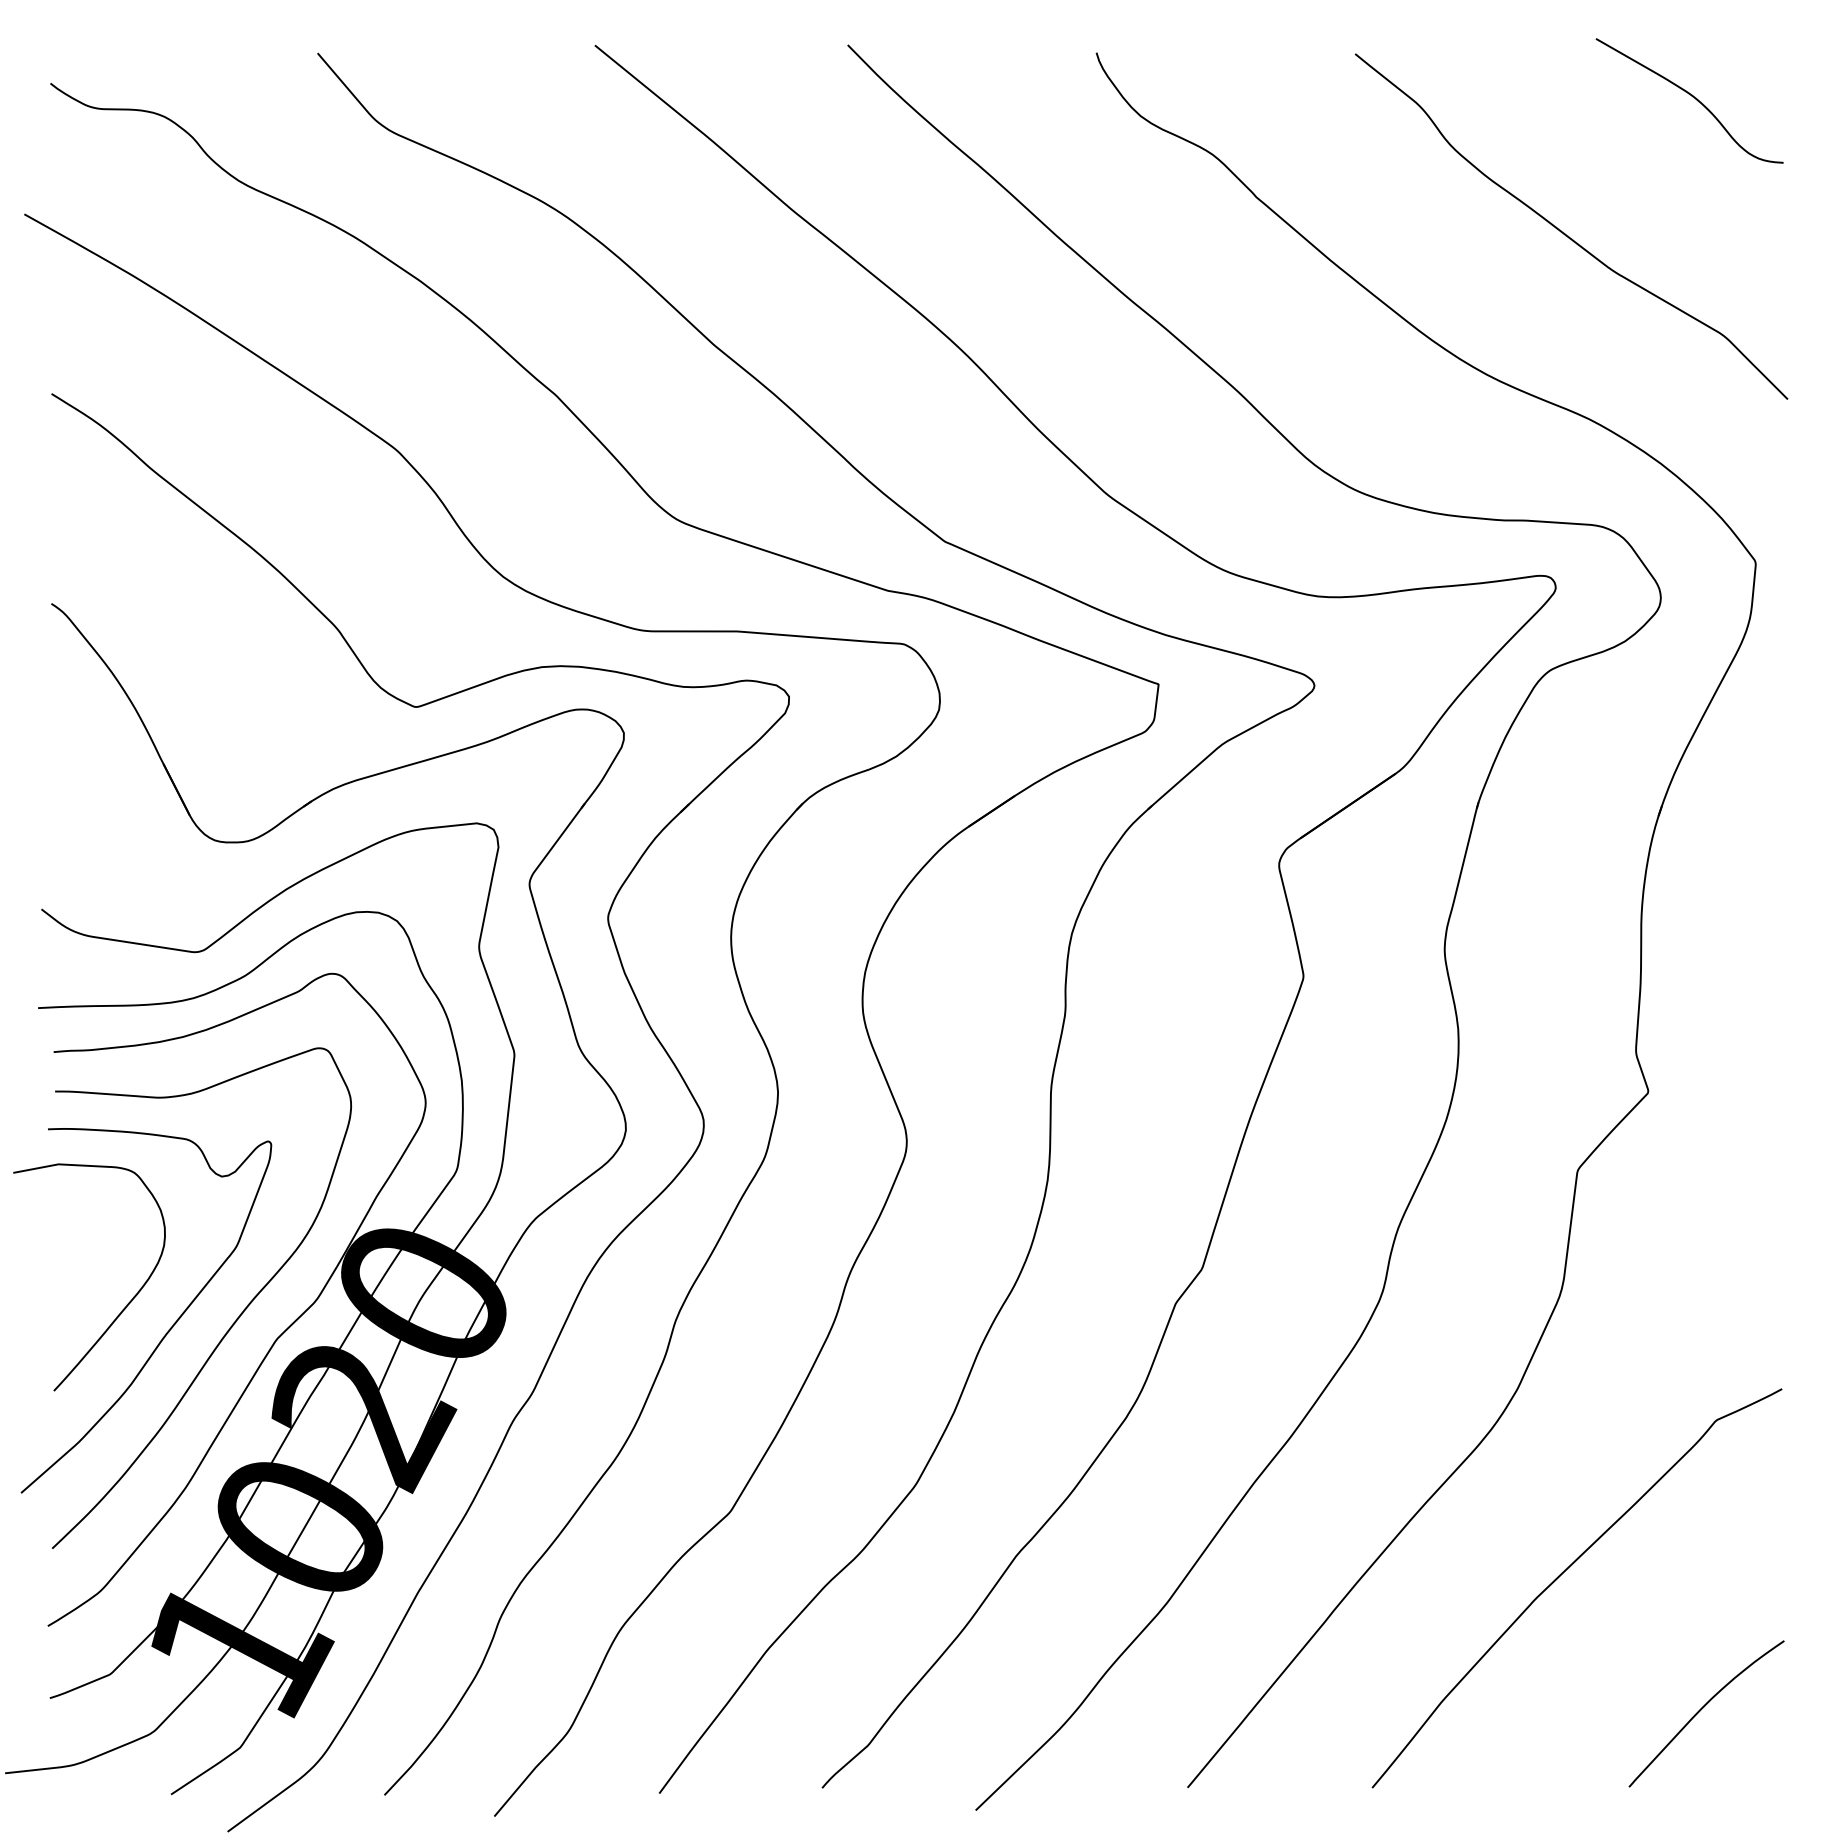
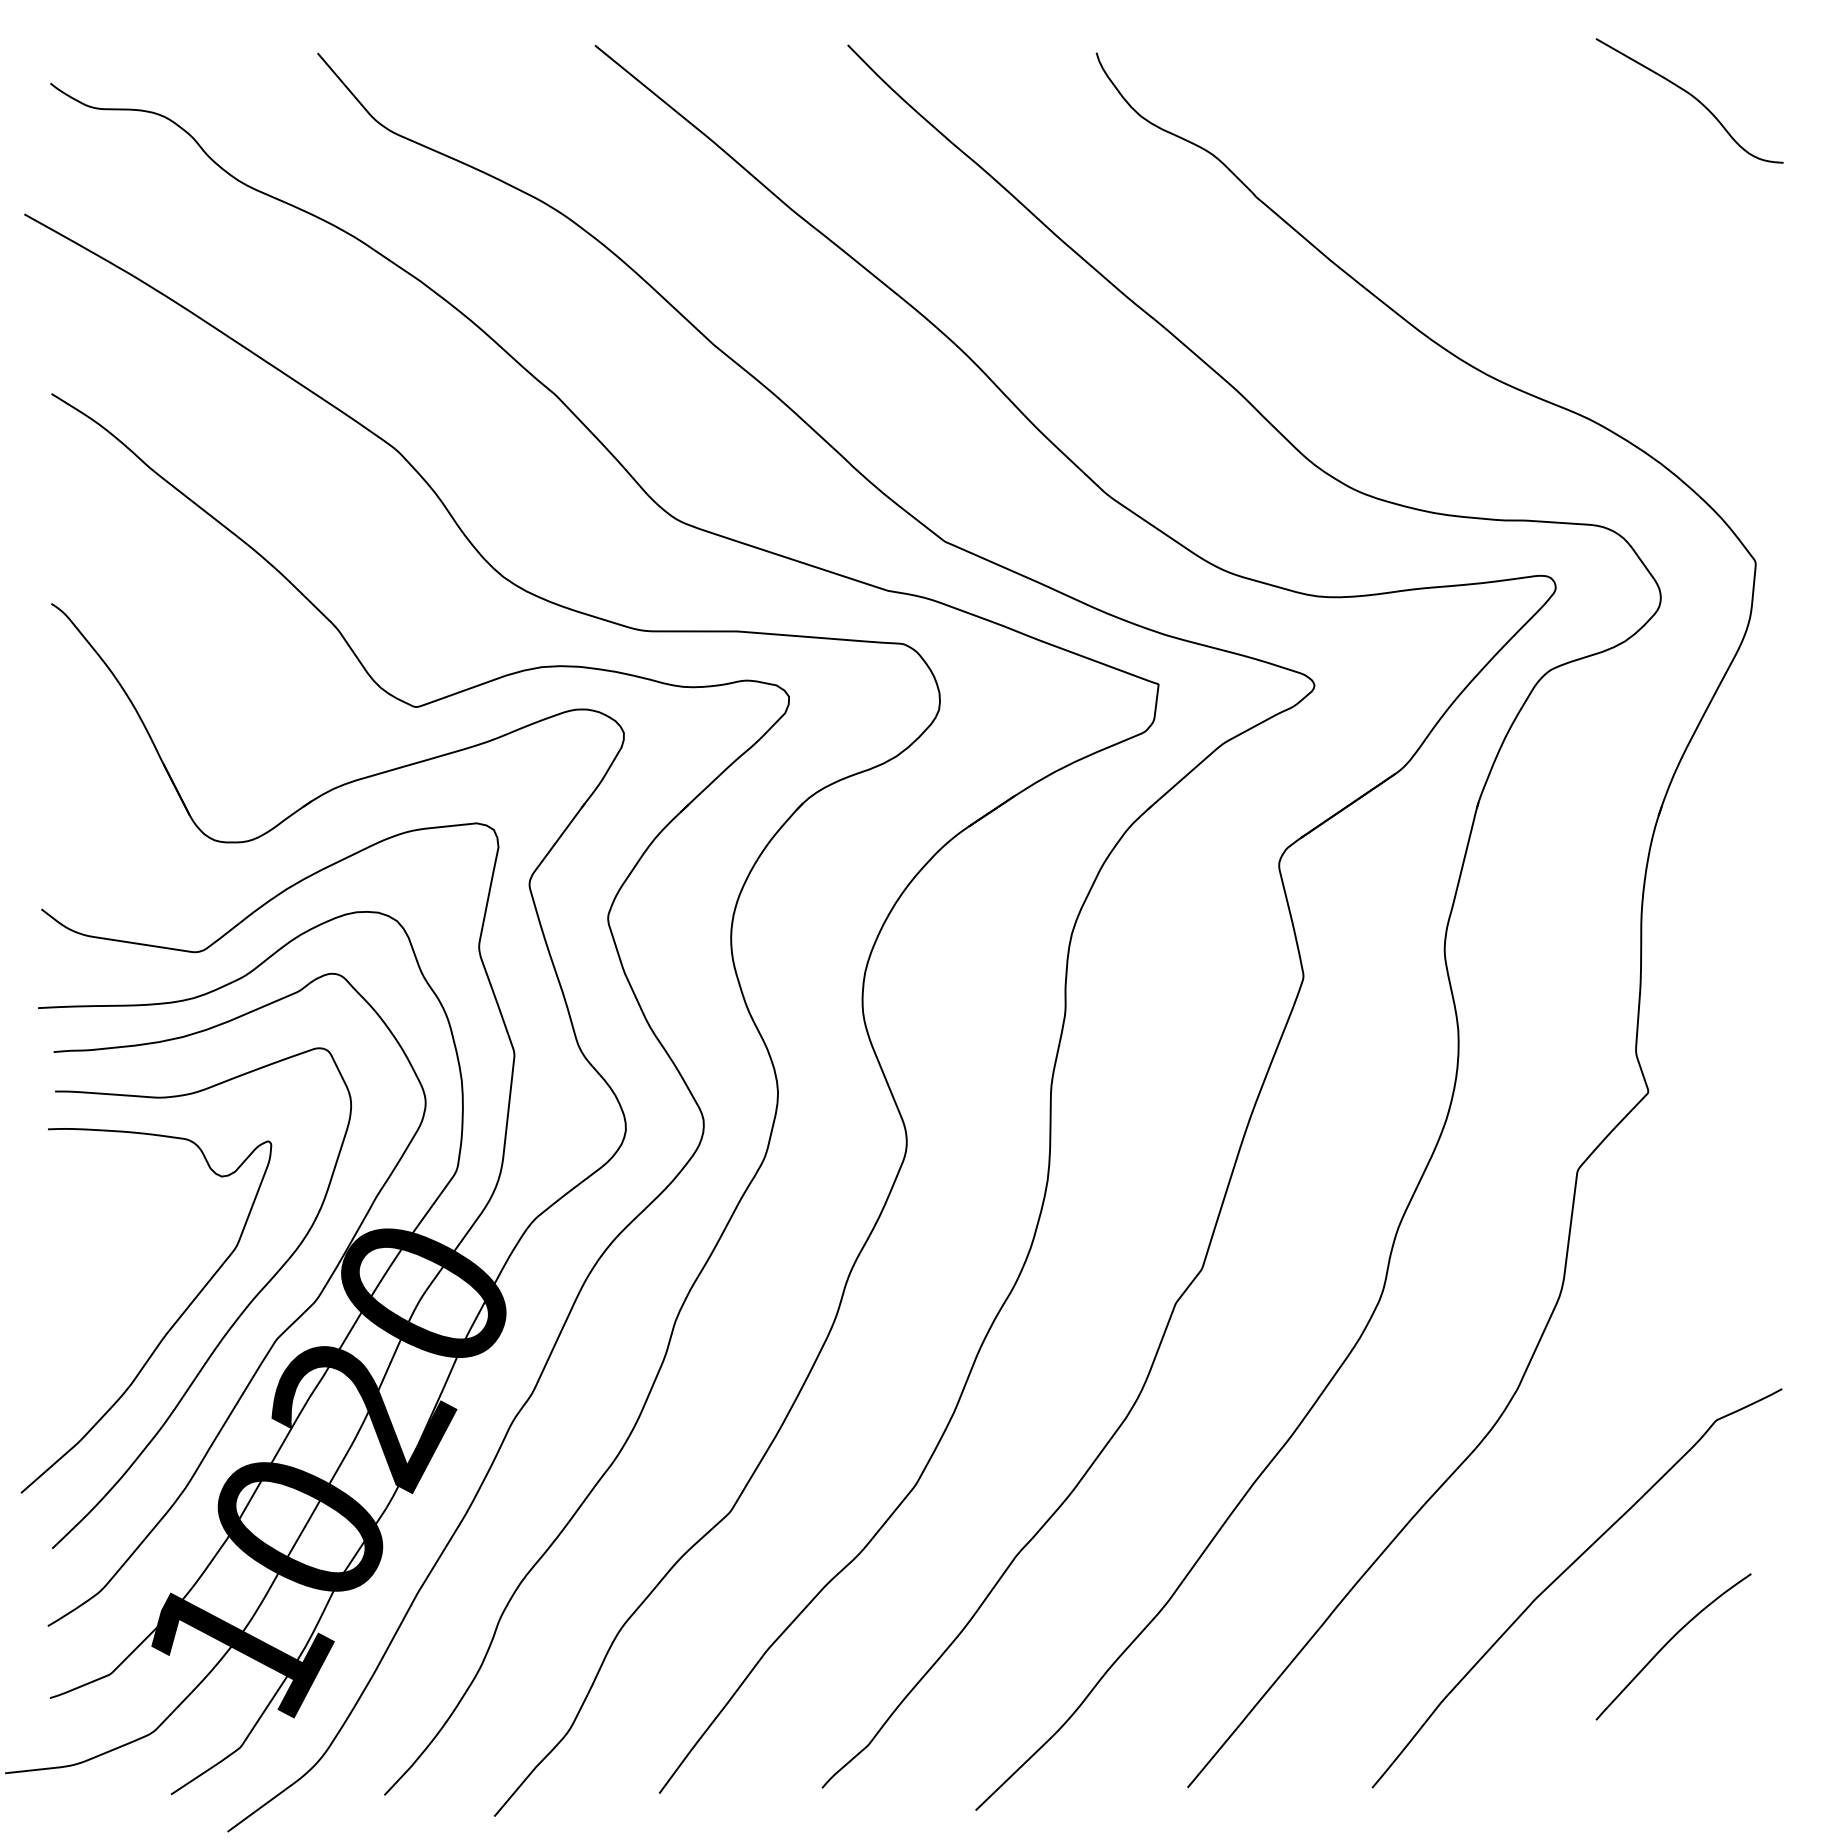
curve: present -> none (1564, 232)
curve: present -> none (122, 1309)
curve position: (1702, 1709) -> (1669, 1642) (1669, 1642)
